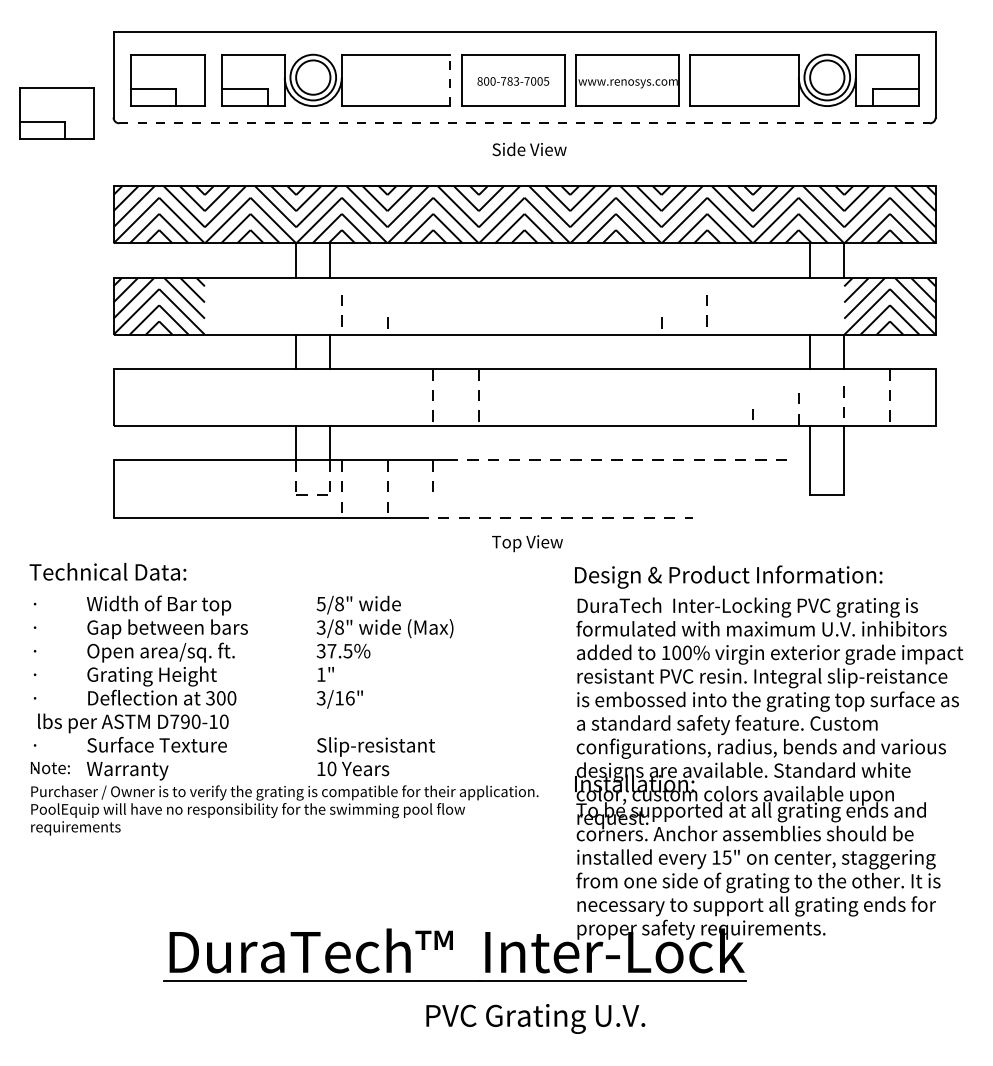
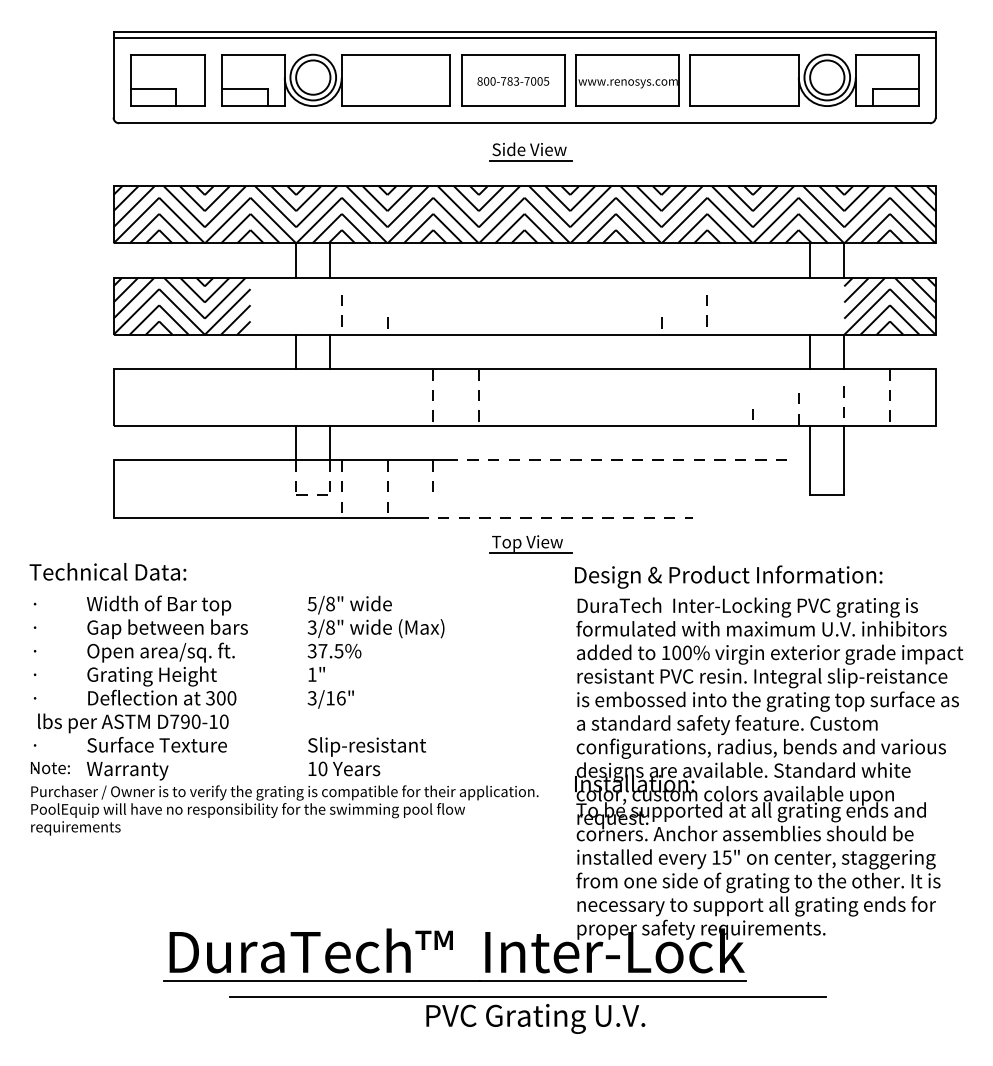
line: none -> present (524, 37)
line: dashed -> solid (450, 80)
part: present -> none (56, 113)
line: dashed -> solid (525, 123)
line: none -> present (530, 161)
hatch: none -> present (227, 305)
line: none -> present (530, 553)
text position: (384, 685) -> (375, 685) (375, 685)
line: none -> present (528, 996)
